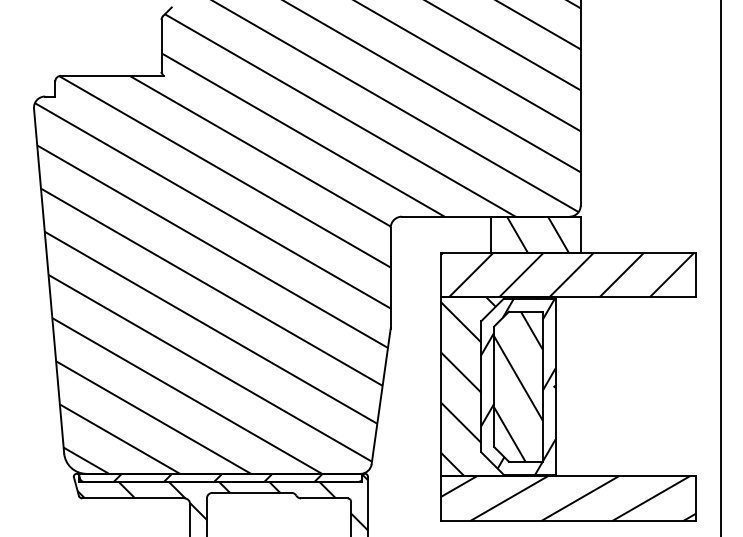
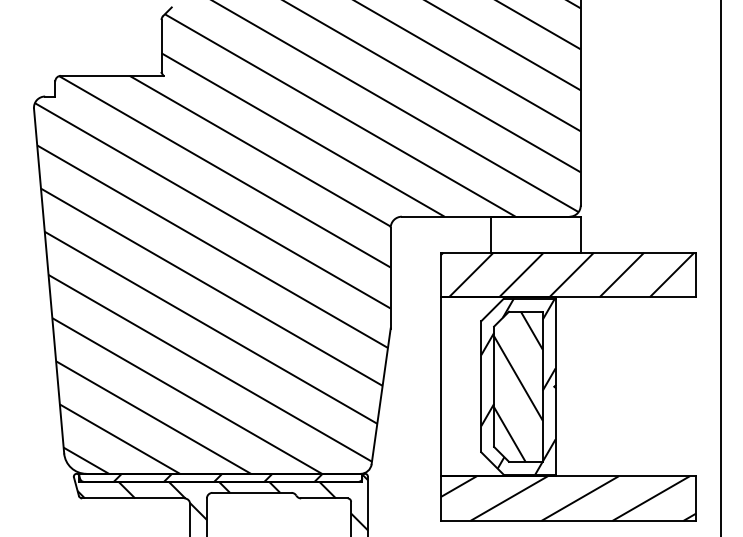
hatch: present -> none (537, 234)
hatch: present -> none (489, 386)
